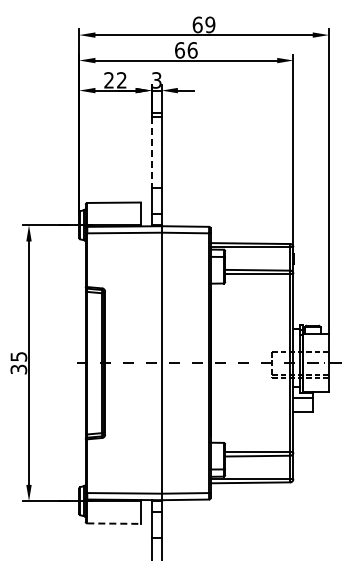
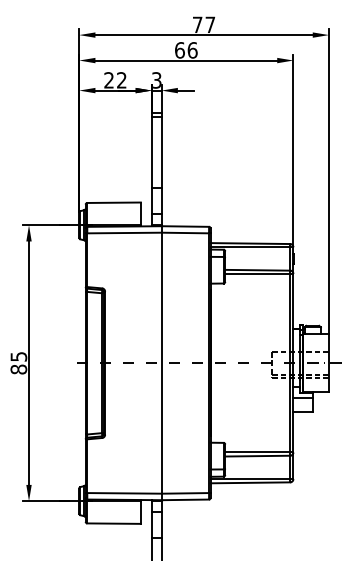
text: 69 -> 77 (203, 24)
line: dashed -> solid (151, 152)
text: 35 -> 85 (18, 369)
line: dashed -> solid (114, 523)
